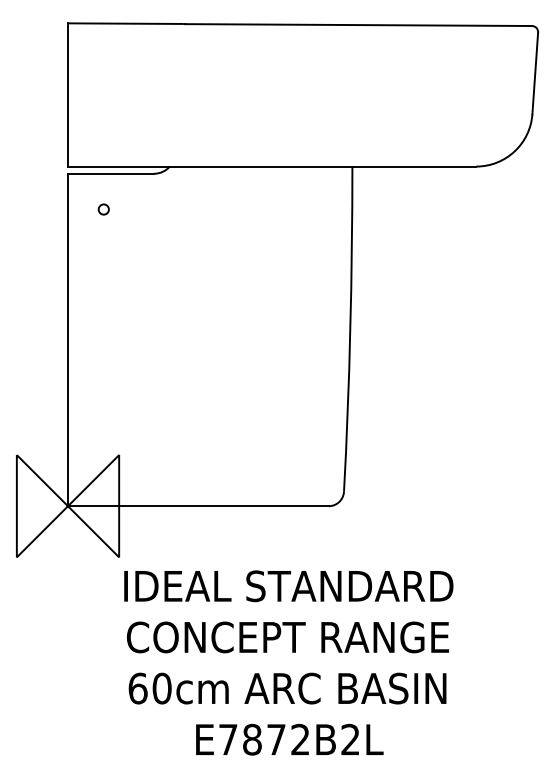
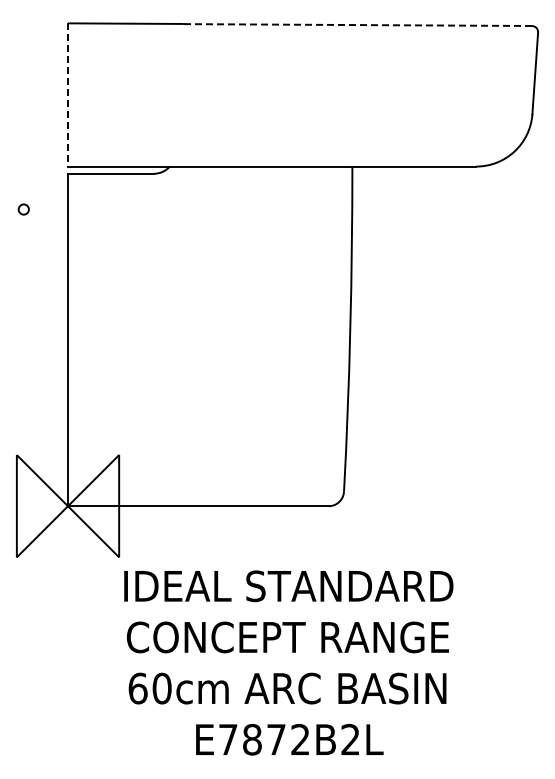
line: solid -> dashed (358, 25)
line: solid -> dashed (68, 94)
circle position: (103, 209) -> (23, 209) (23, 209)
